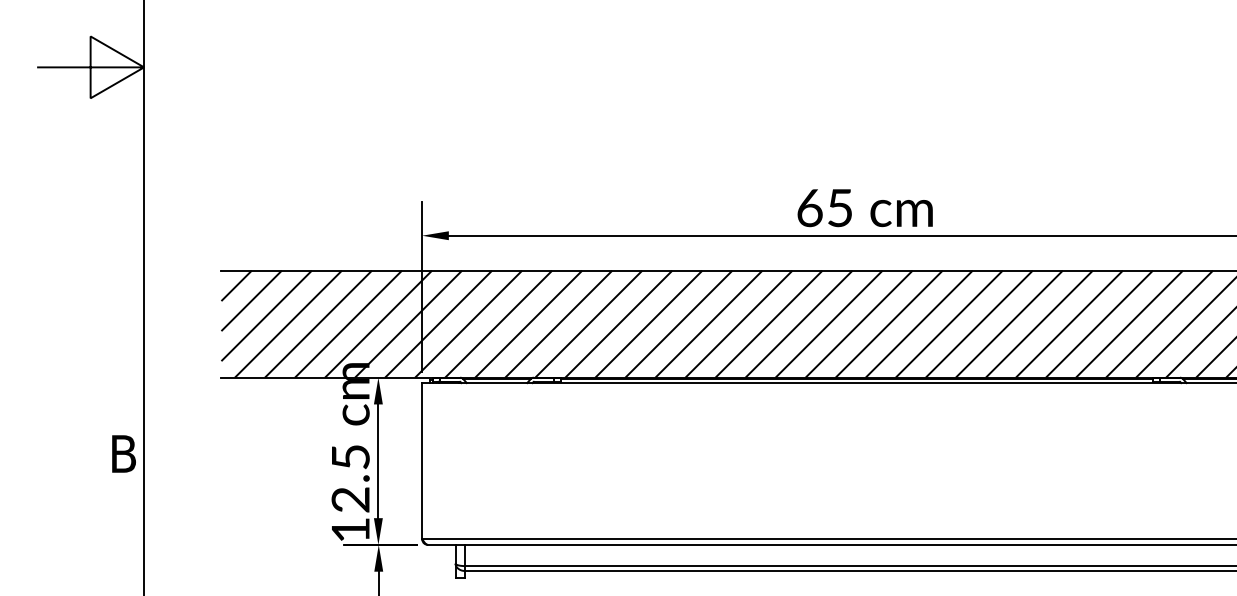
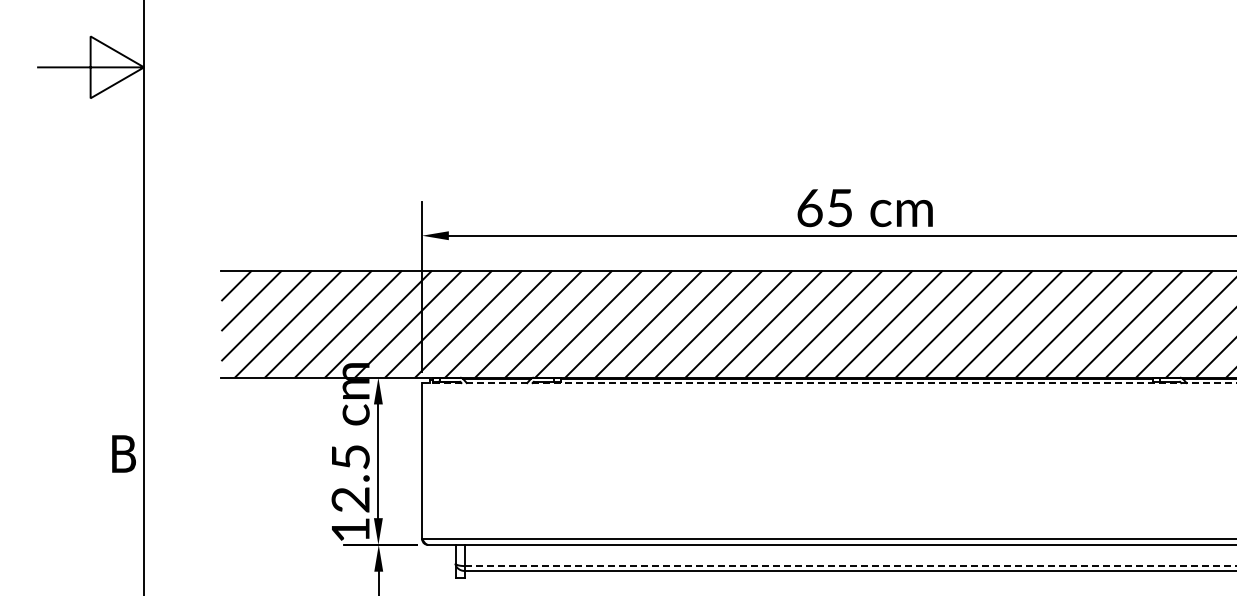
line: solid -> dashed (829, 383)
line: solid -> dashed (851, 566)
